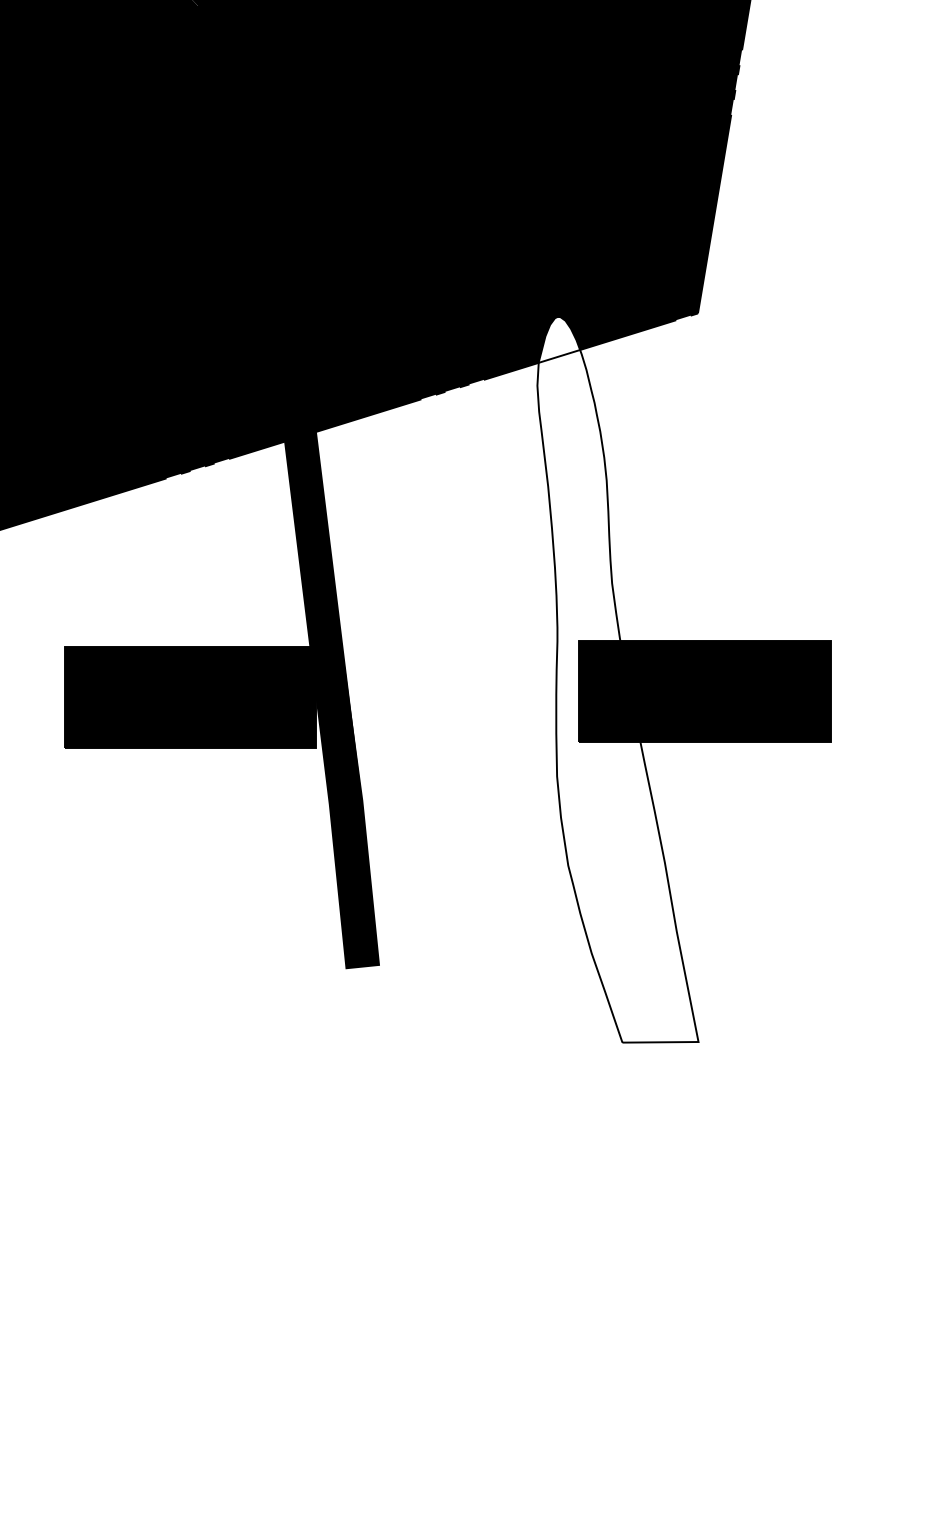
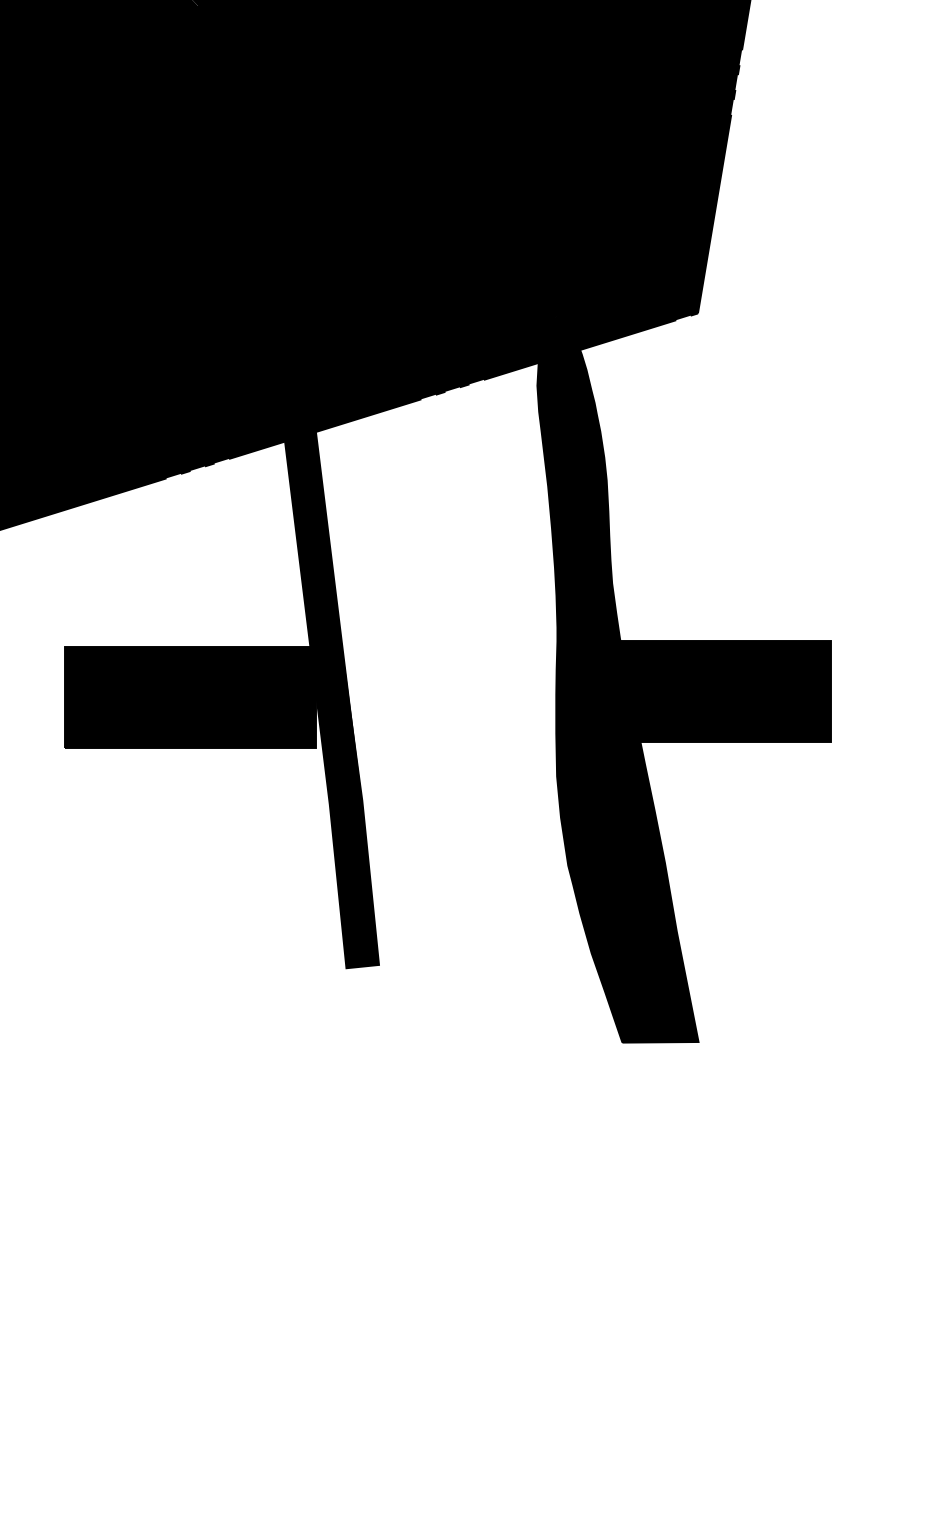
fill: none -> present (617, 679)
